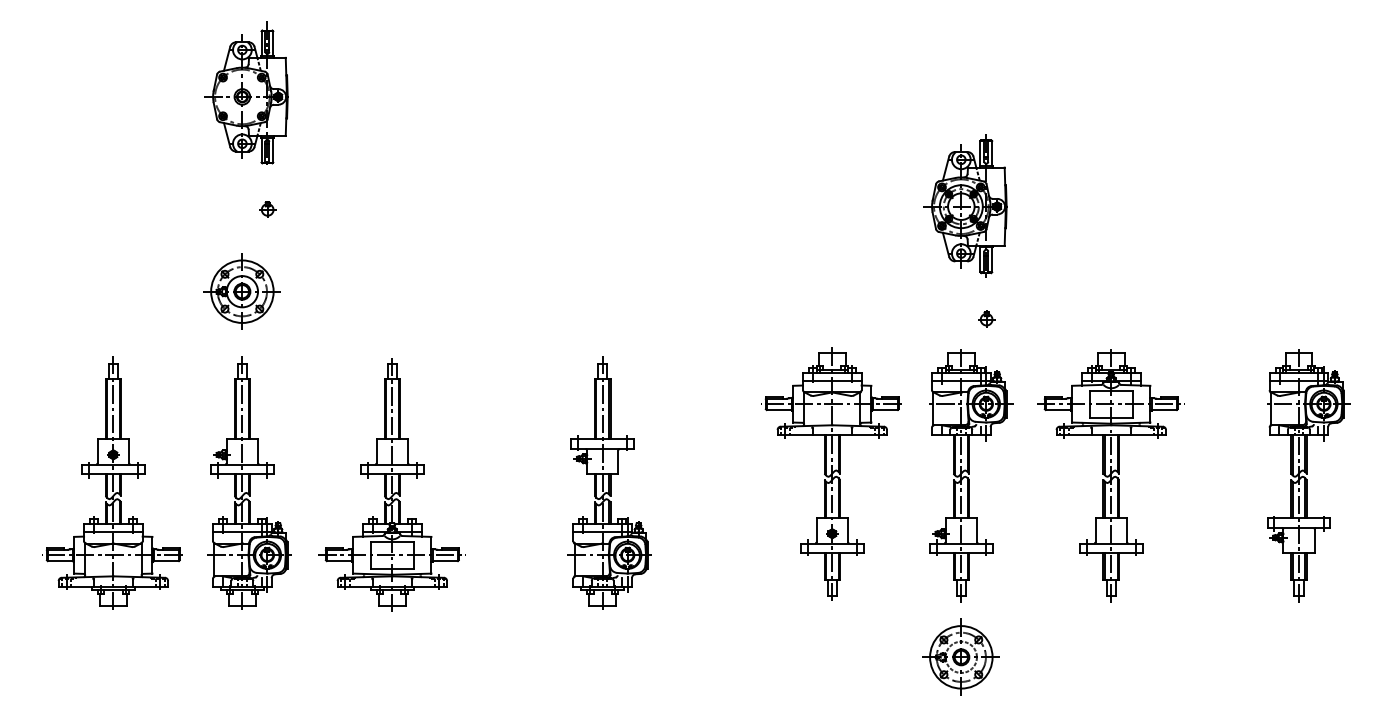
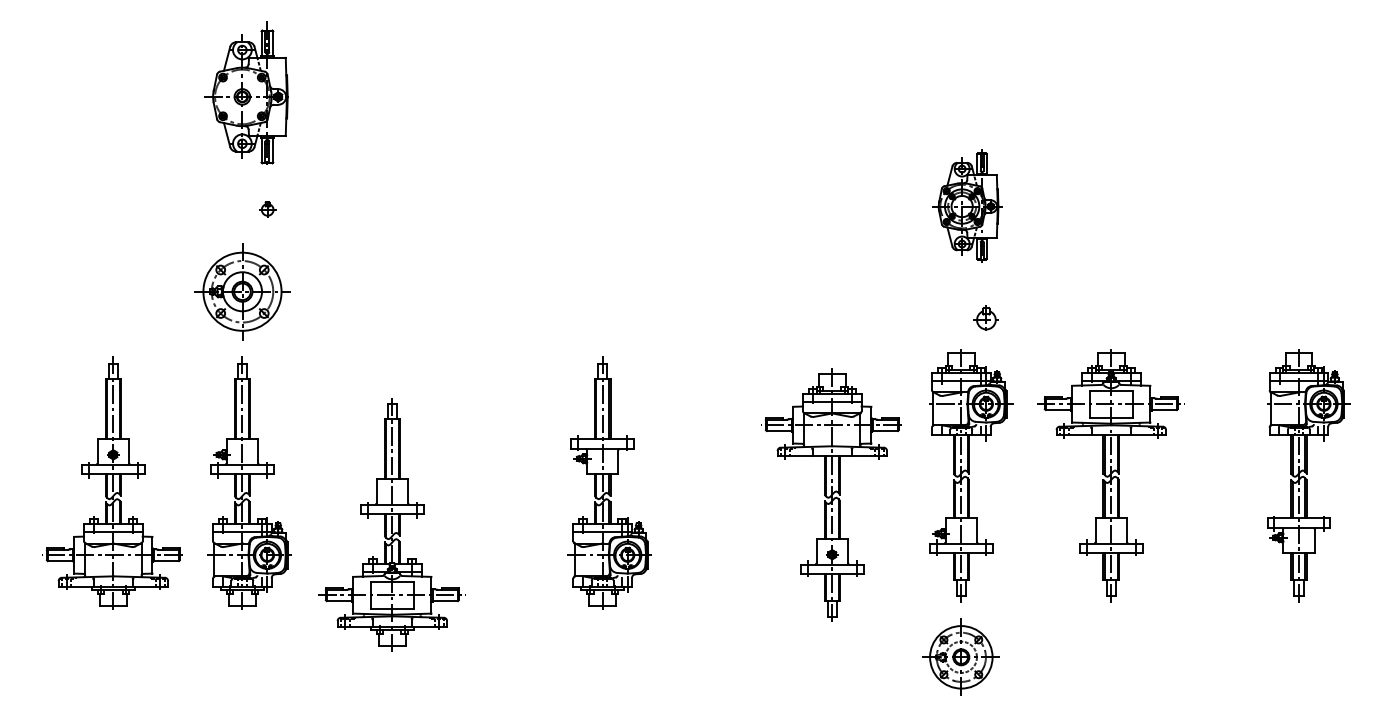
part size: 85x144 px -> 71x114 px (967, 205)
part size: 78x77 px -> 97x98 px (242, 291)
part size: 18x18 px -> 26x26 px (985, 317)
part position: (831, 473) -> (831, 494) (831, 494)
part position: (391, 484) -> (391, 524) (391, 524)
